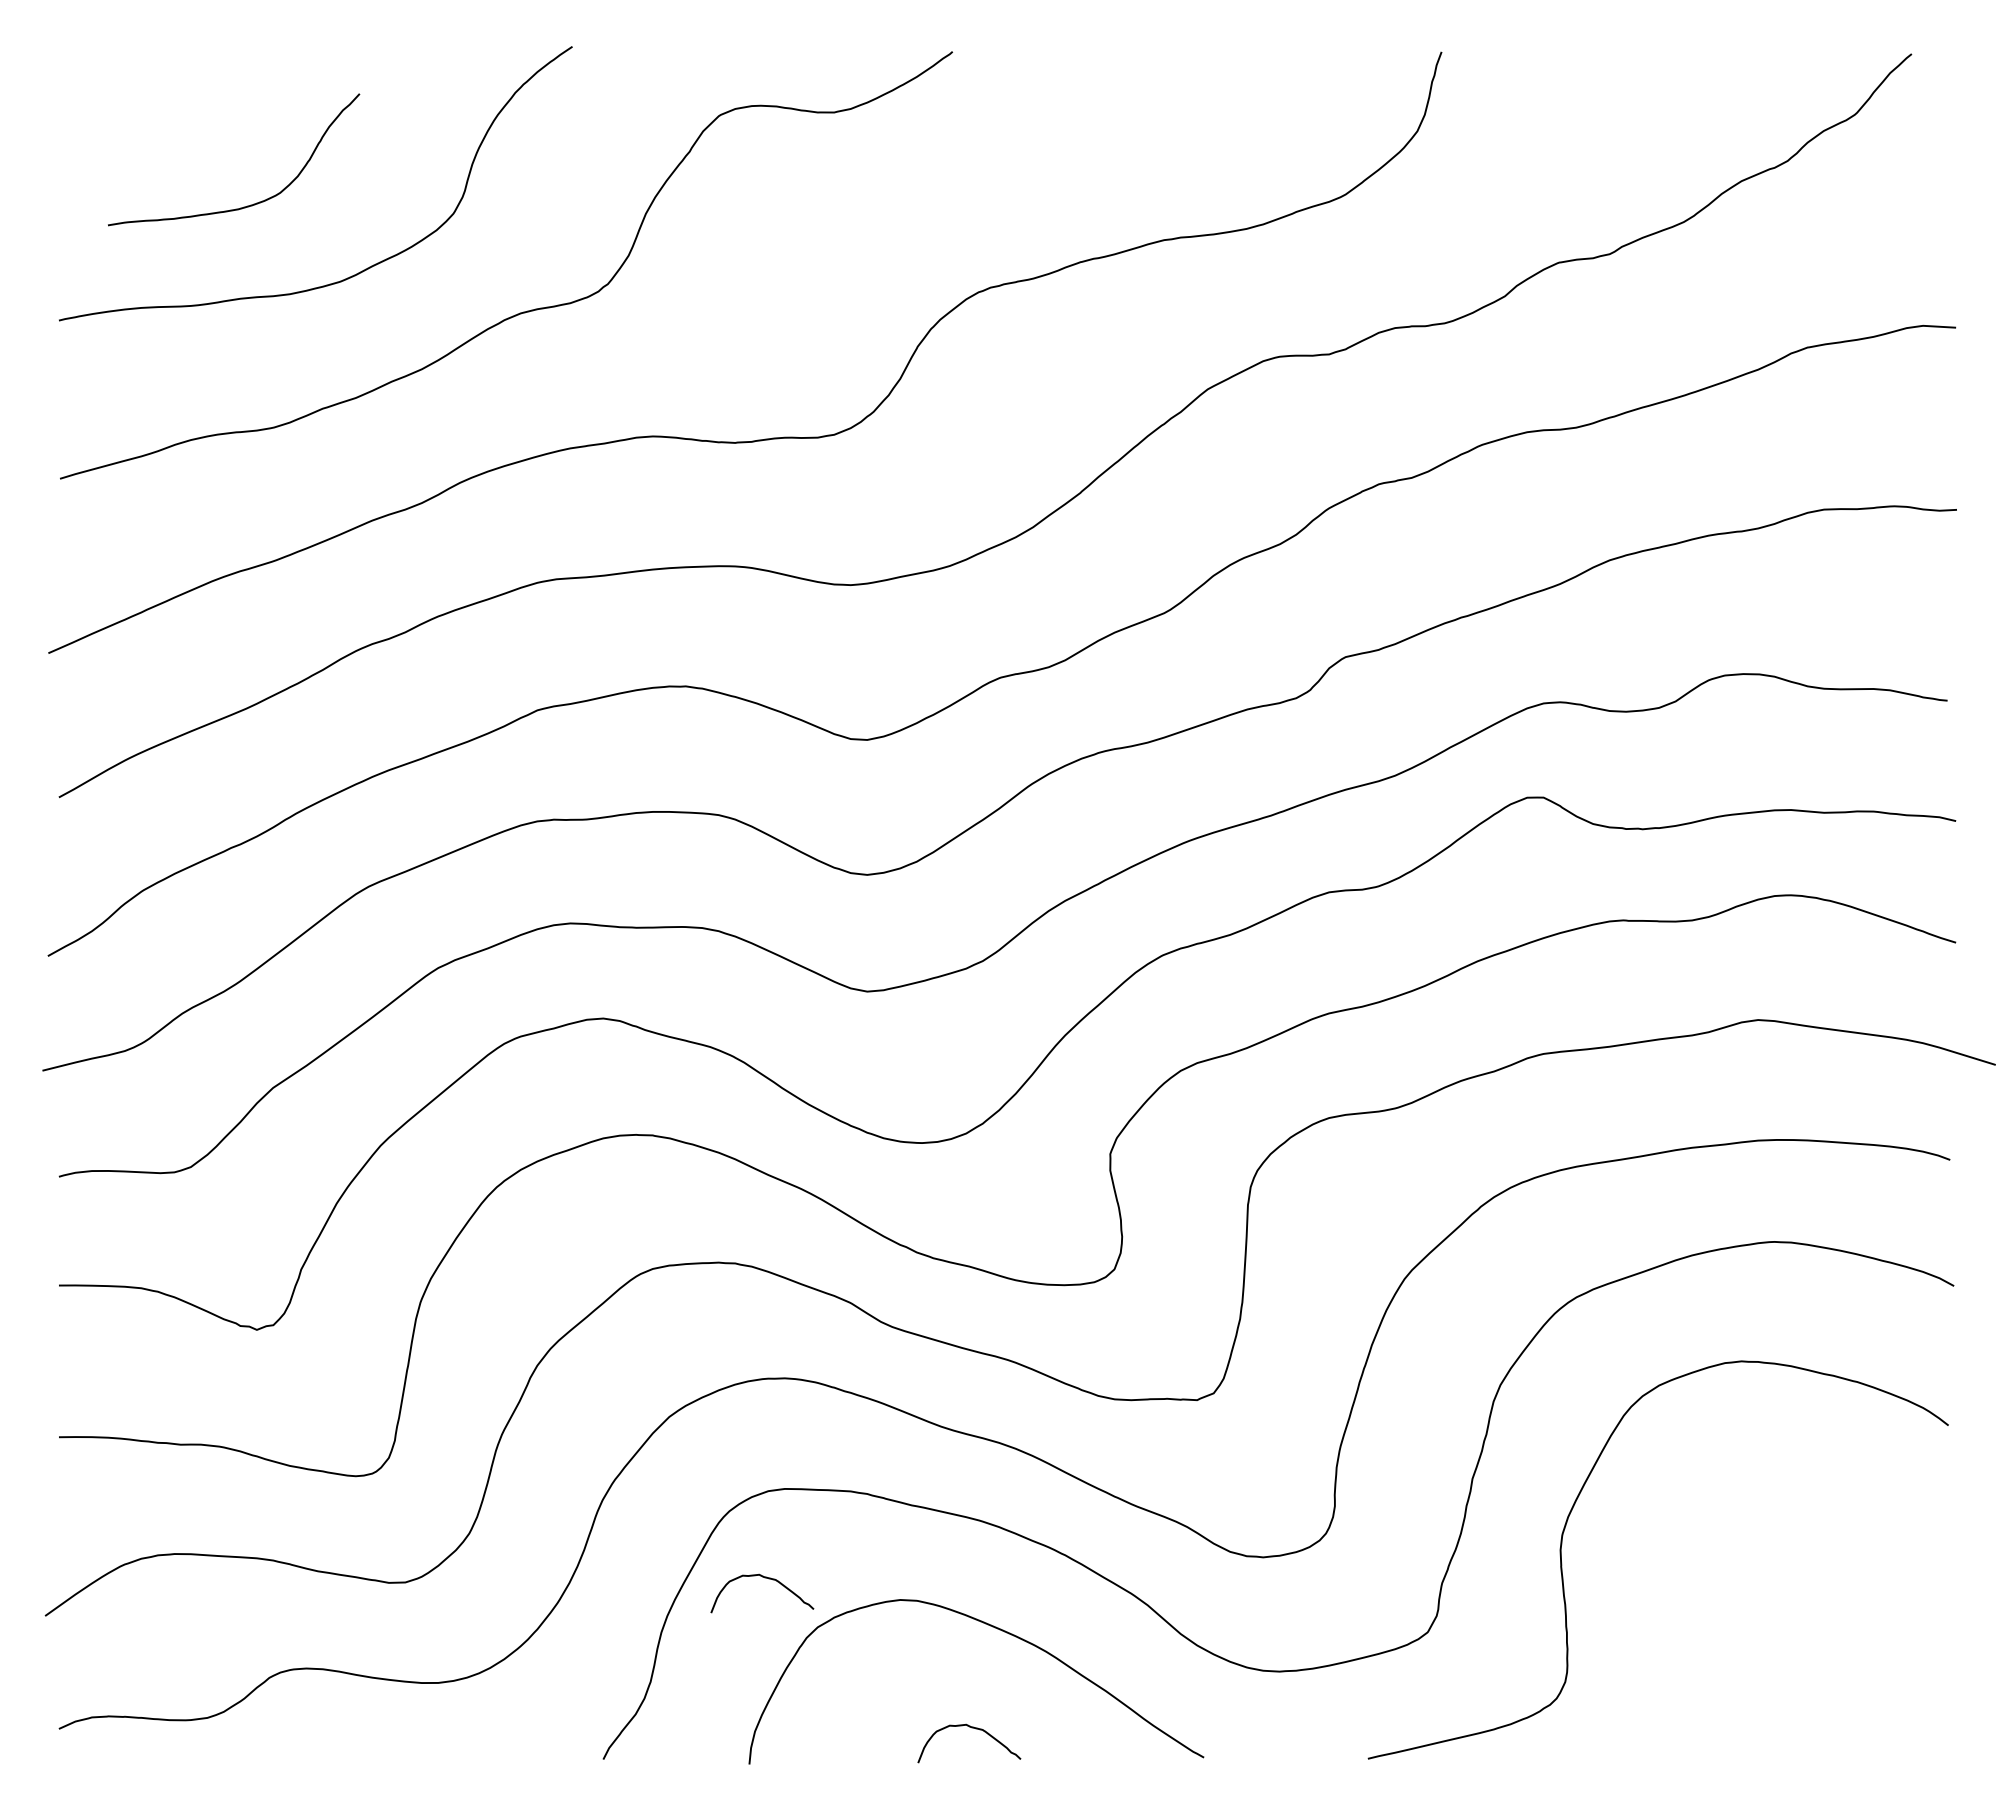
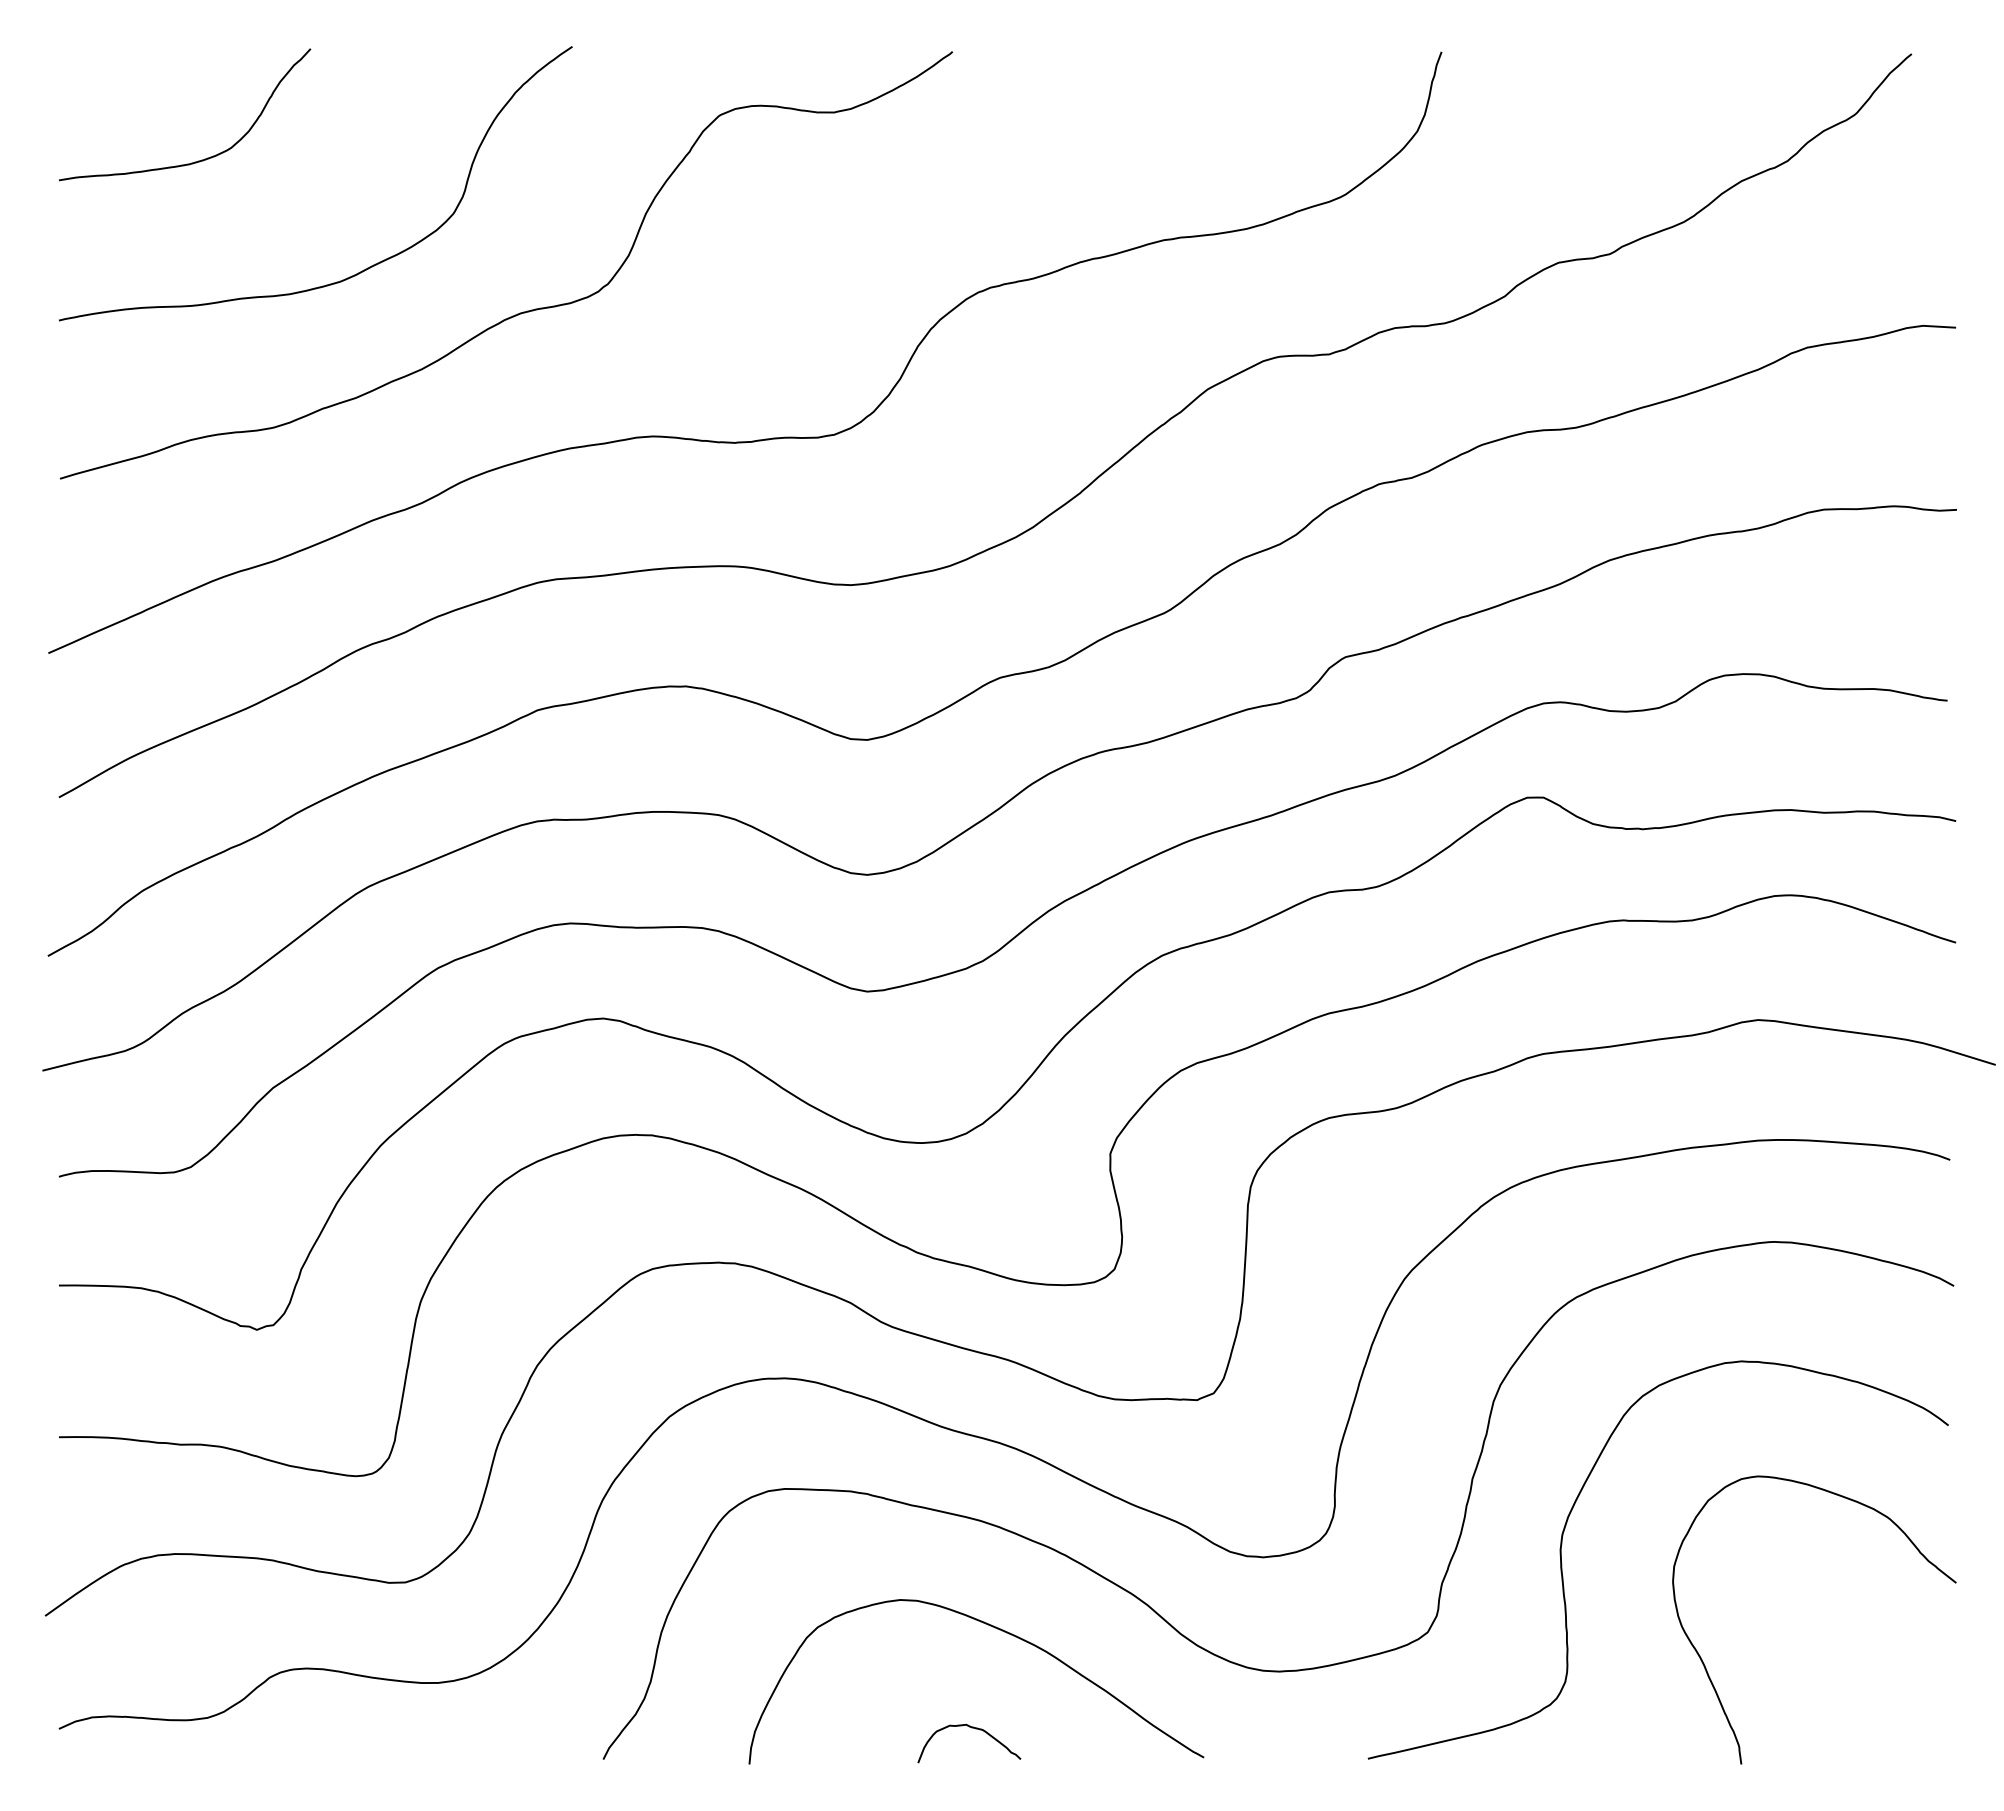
curve position: (250, 204) -> (201, 159) (201, 159)
curve: present -> none (764, 1578)
curve: none -> present (1705, 1665)
